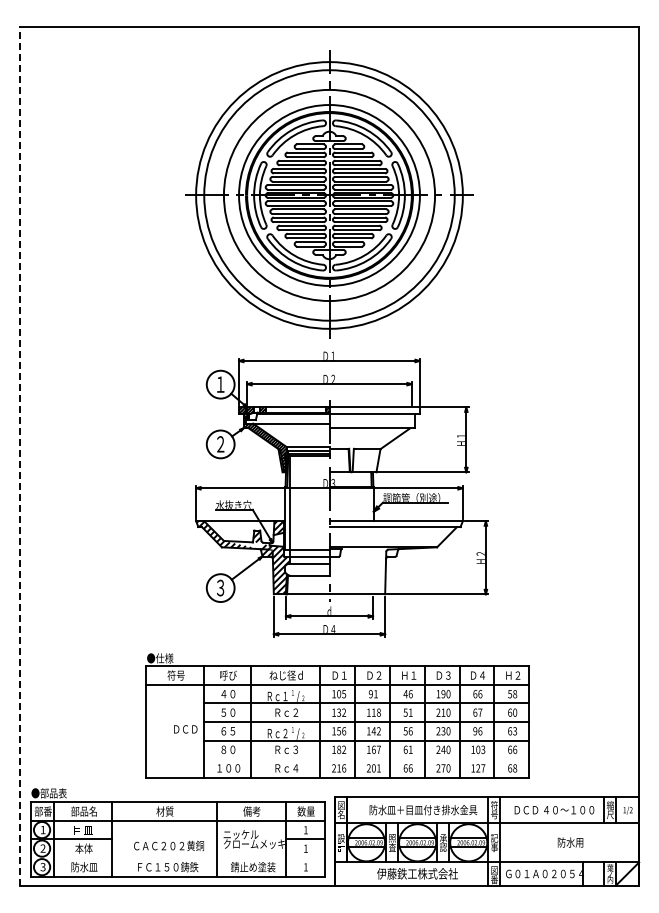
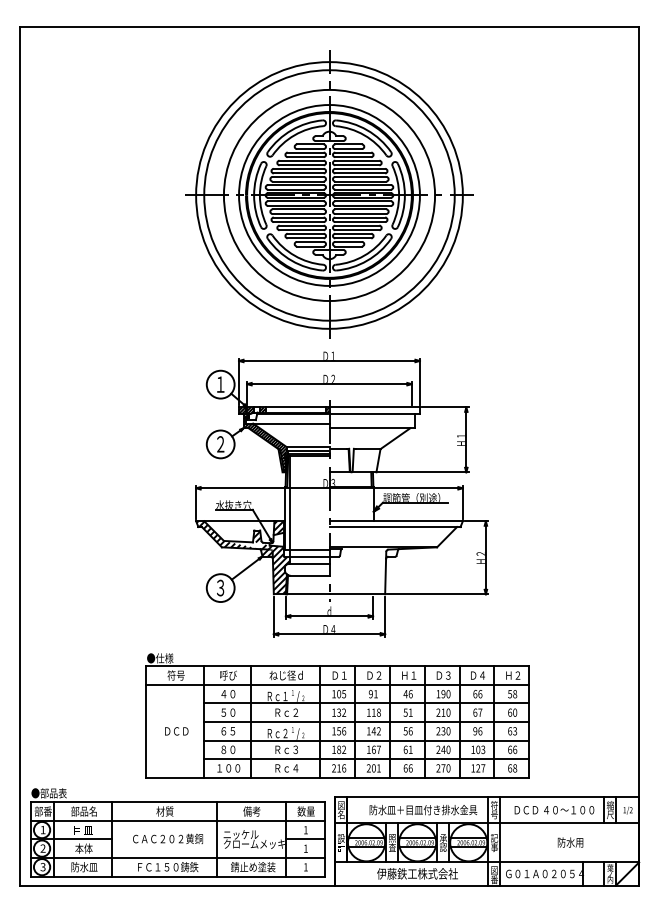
line: dashed -> solid (19, 456)
text position: (185, 729) -> (176, 731) (176, 731)
line: none -> present (366, 759)
text position: (168, 845) -> (167, 838) (167, 838)
line: none -> present (177, 858)
